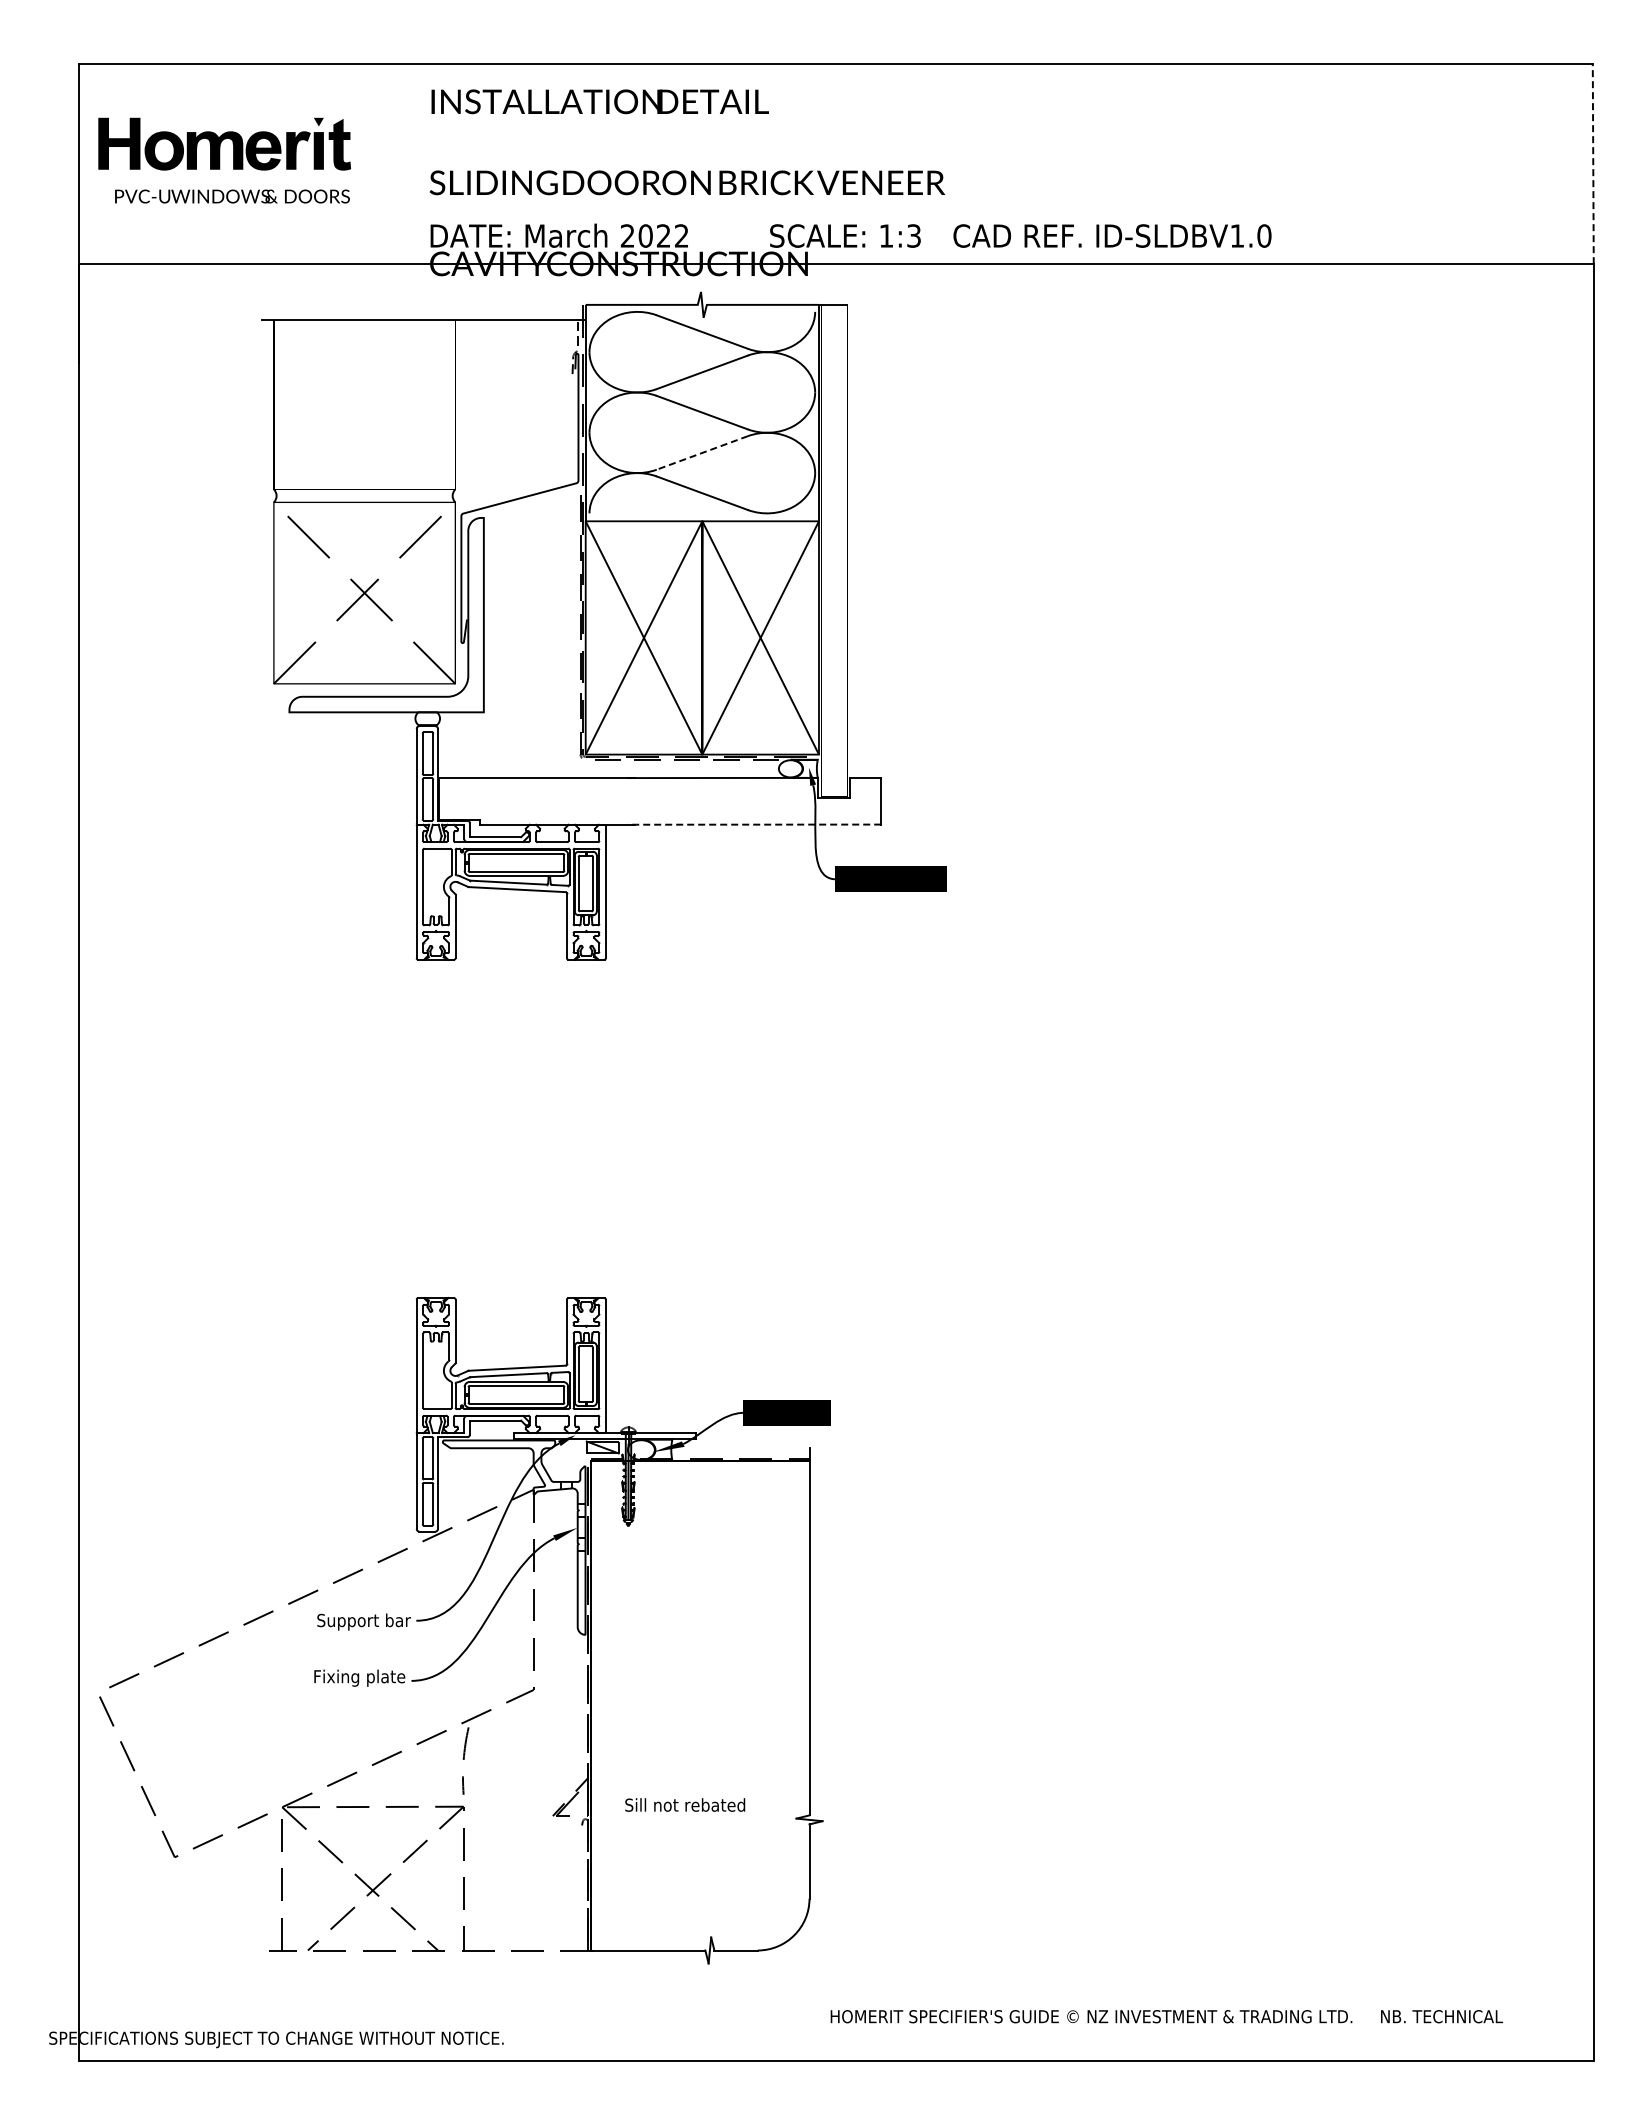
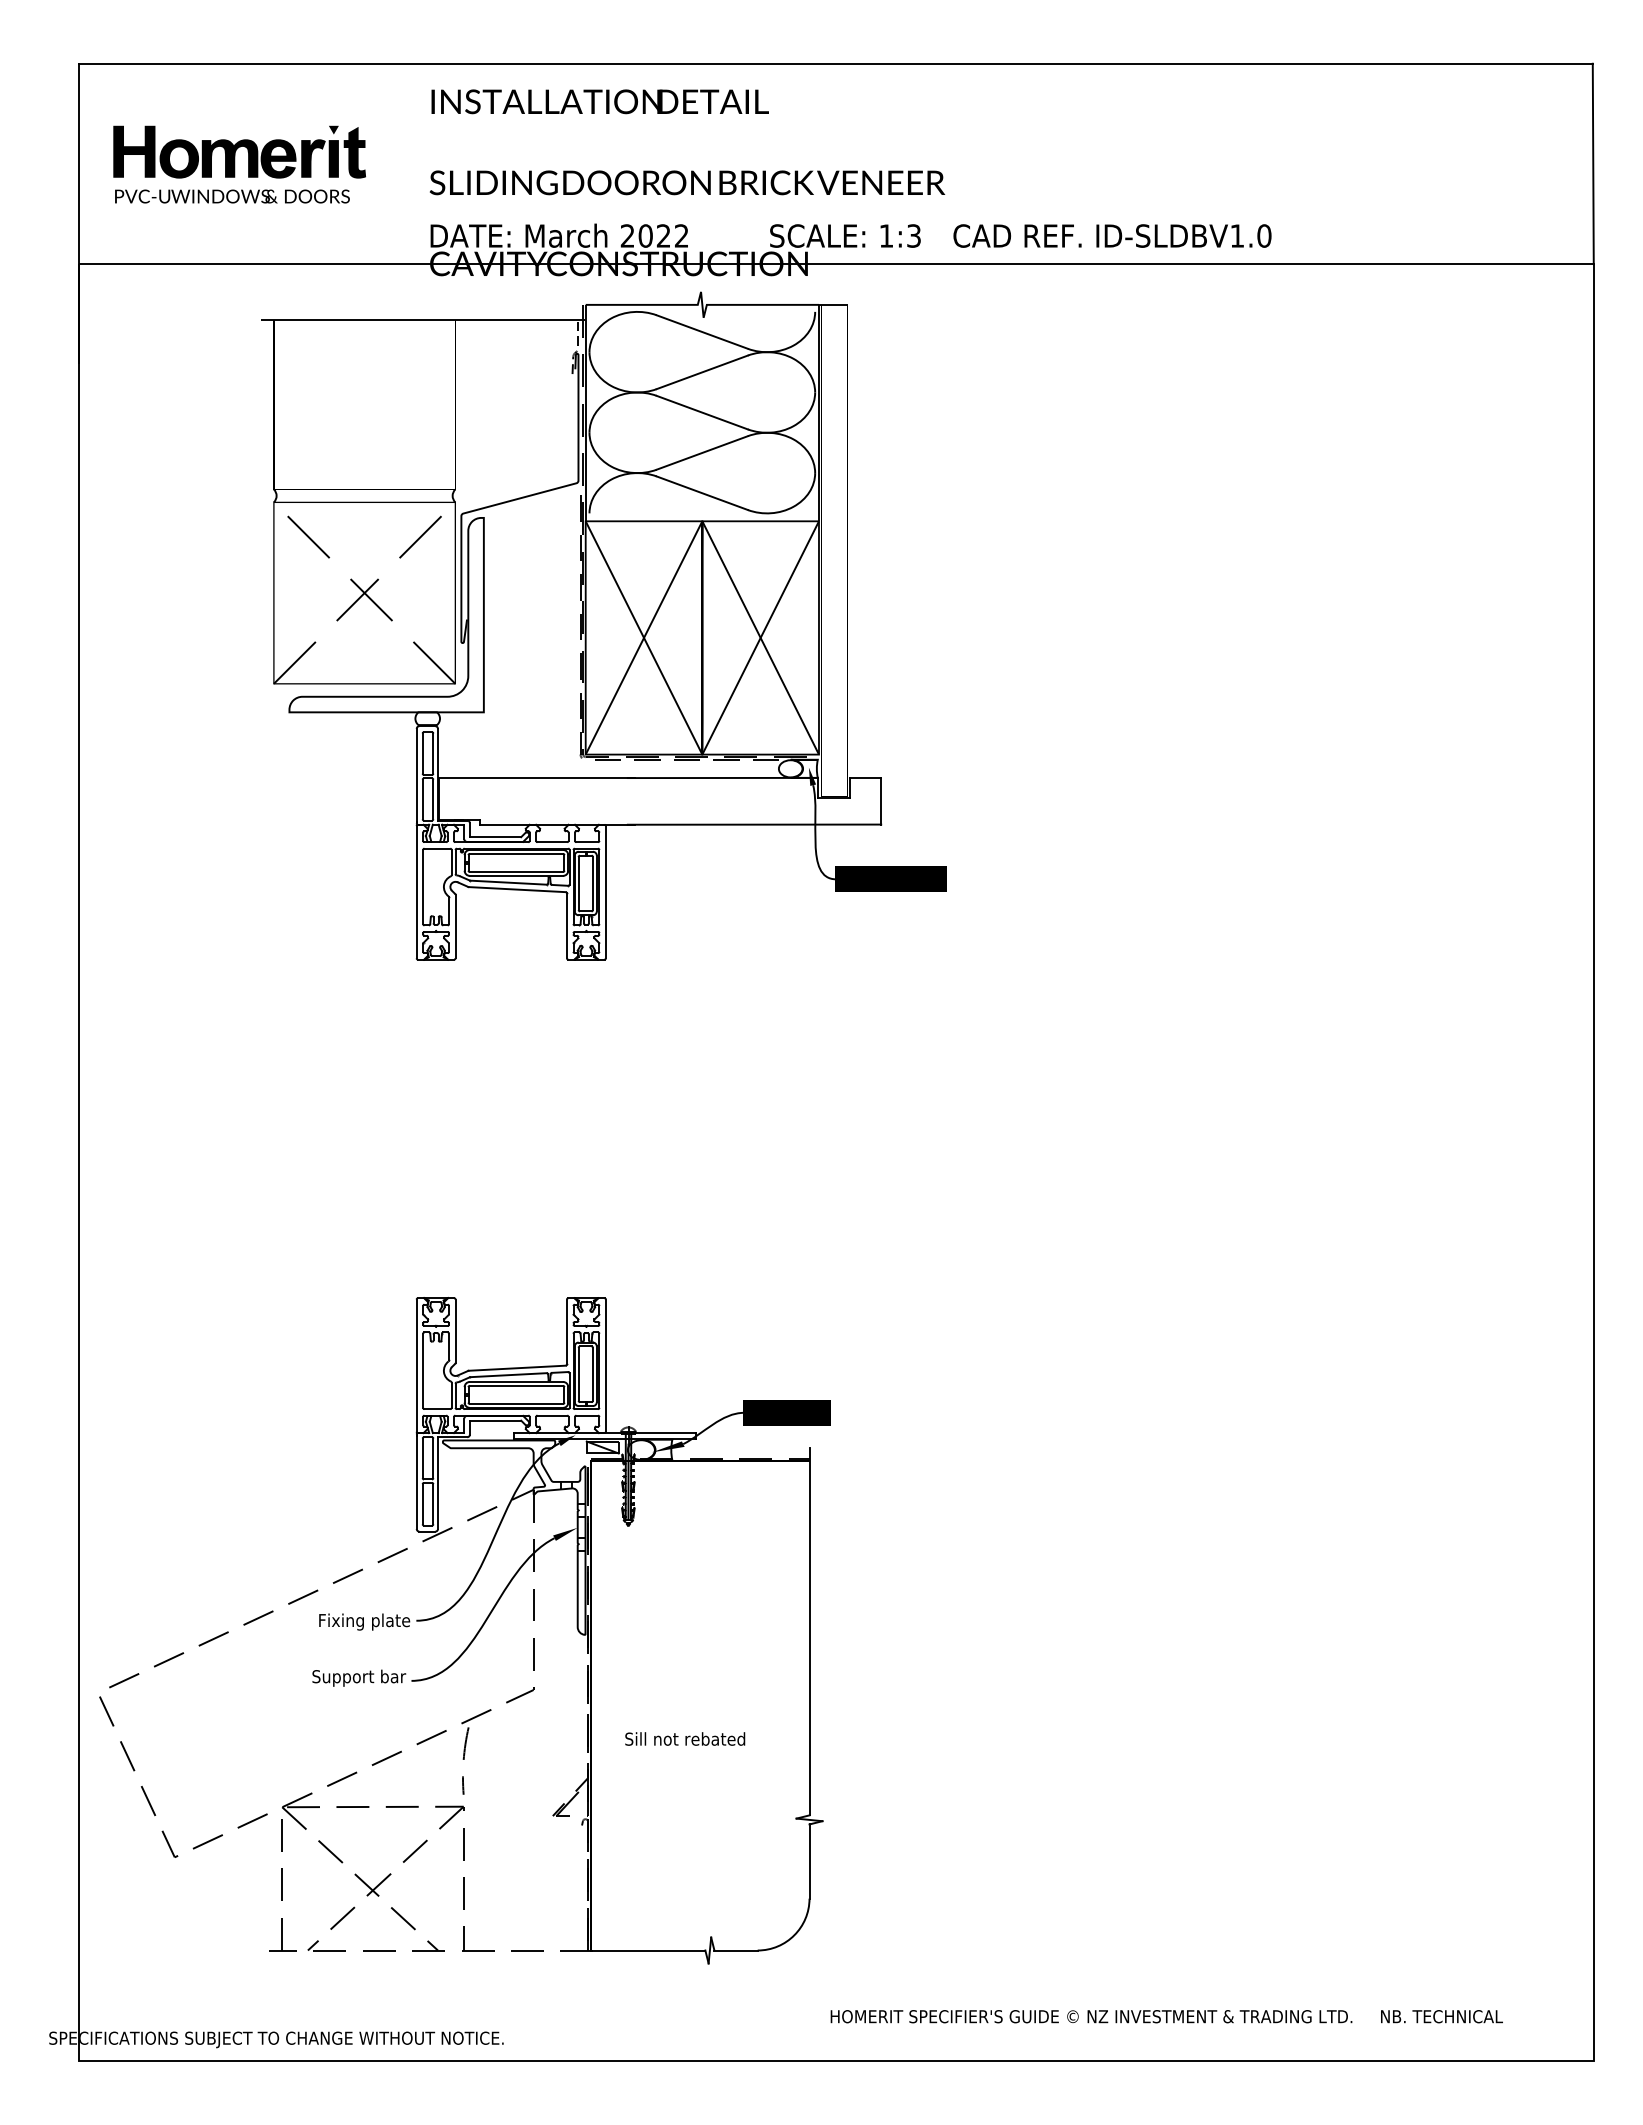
part position: (224, 143) -> (239, 151) (239, 151)
line: dashed -> solid (1593, 163)
line: dashed -> solid (702, 452)
line: dashed -> solid (754, 824)
text: Support bar -> Fixing plate (363, 1621)
text: Fixing plate -> Support bar (359, 1677)
text position: (685, 1804) -> (685, 1738) (685, 1738)
